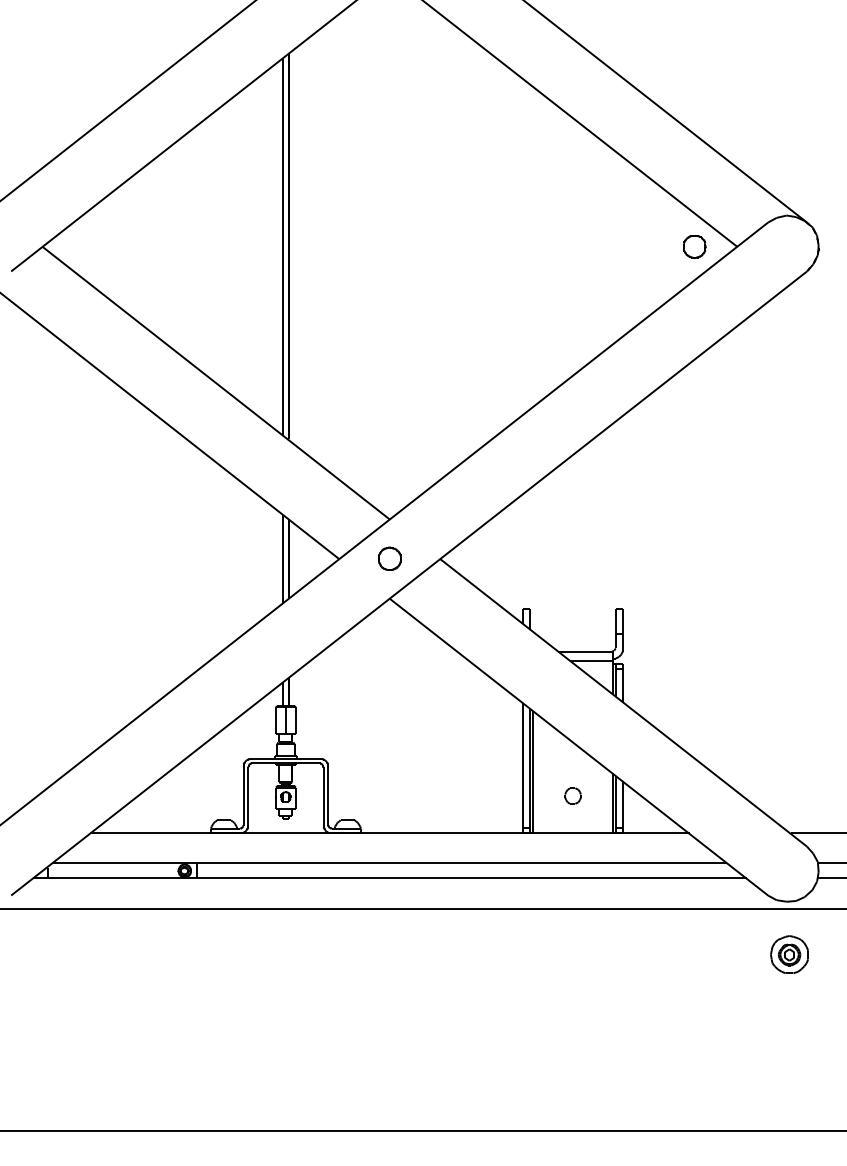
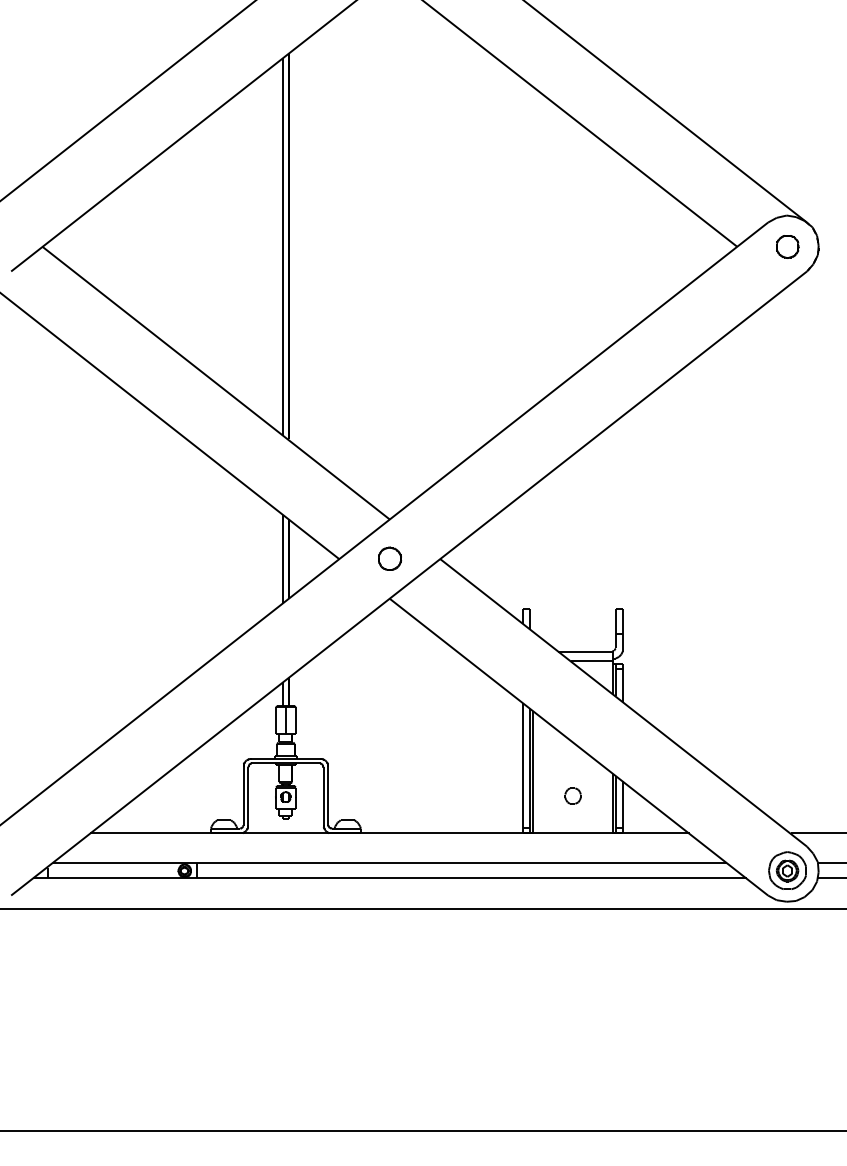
part position: (694, 246) -> (787, 246) (787, 246)
part position: (789, 954) -> (787, 870) (787, 870)
